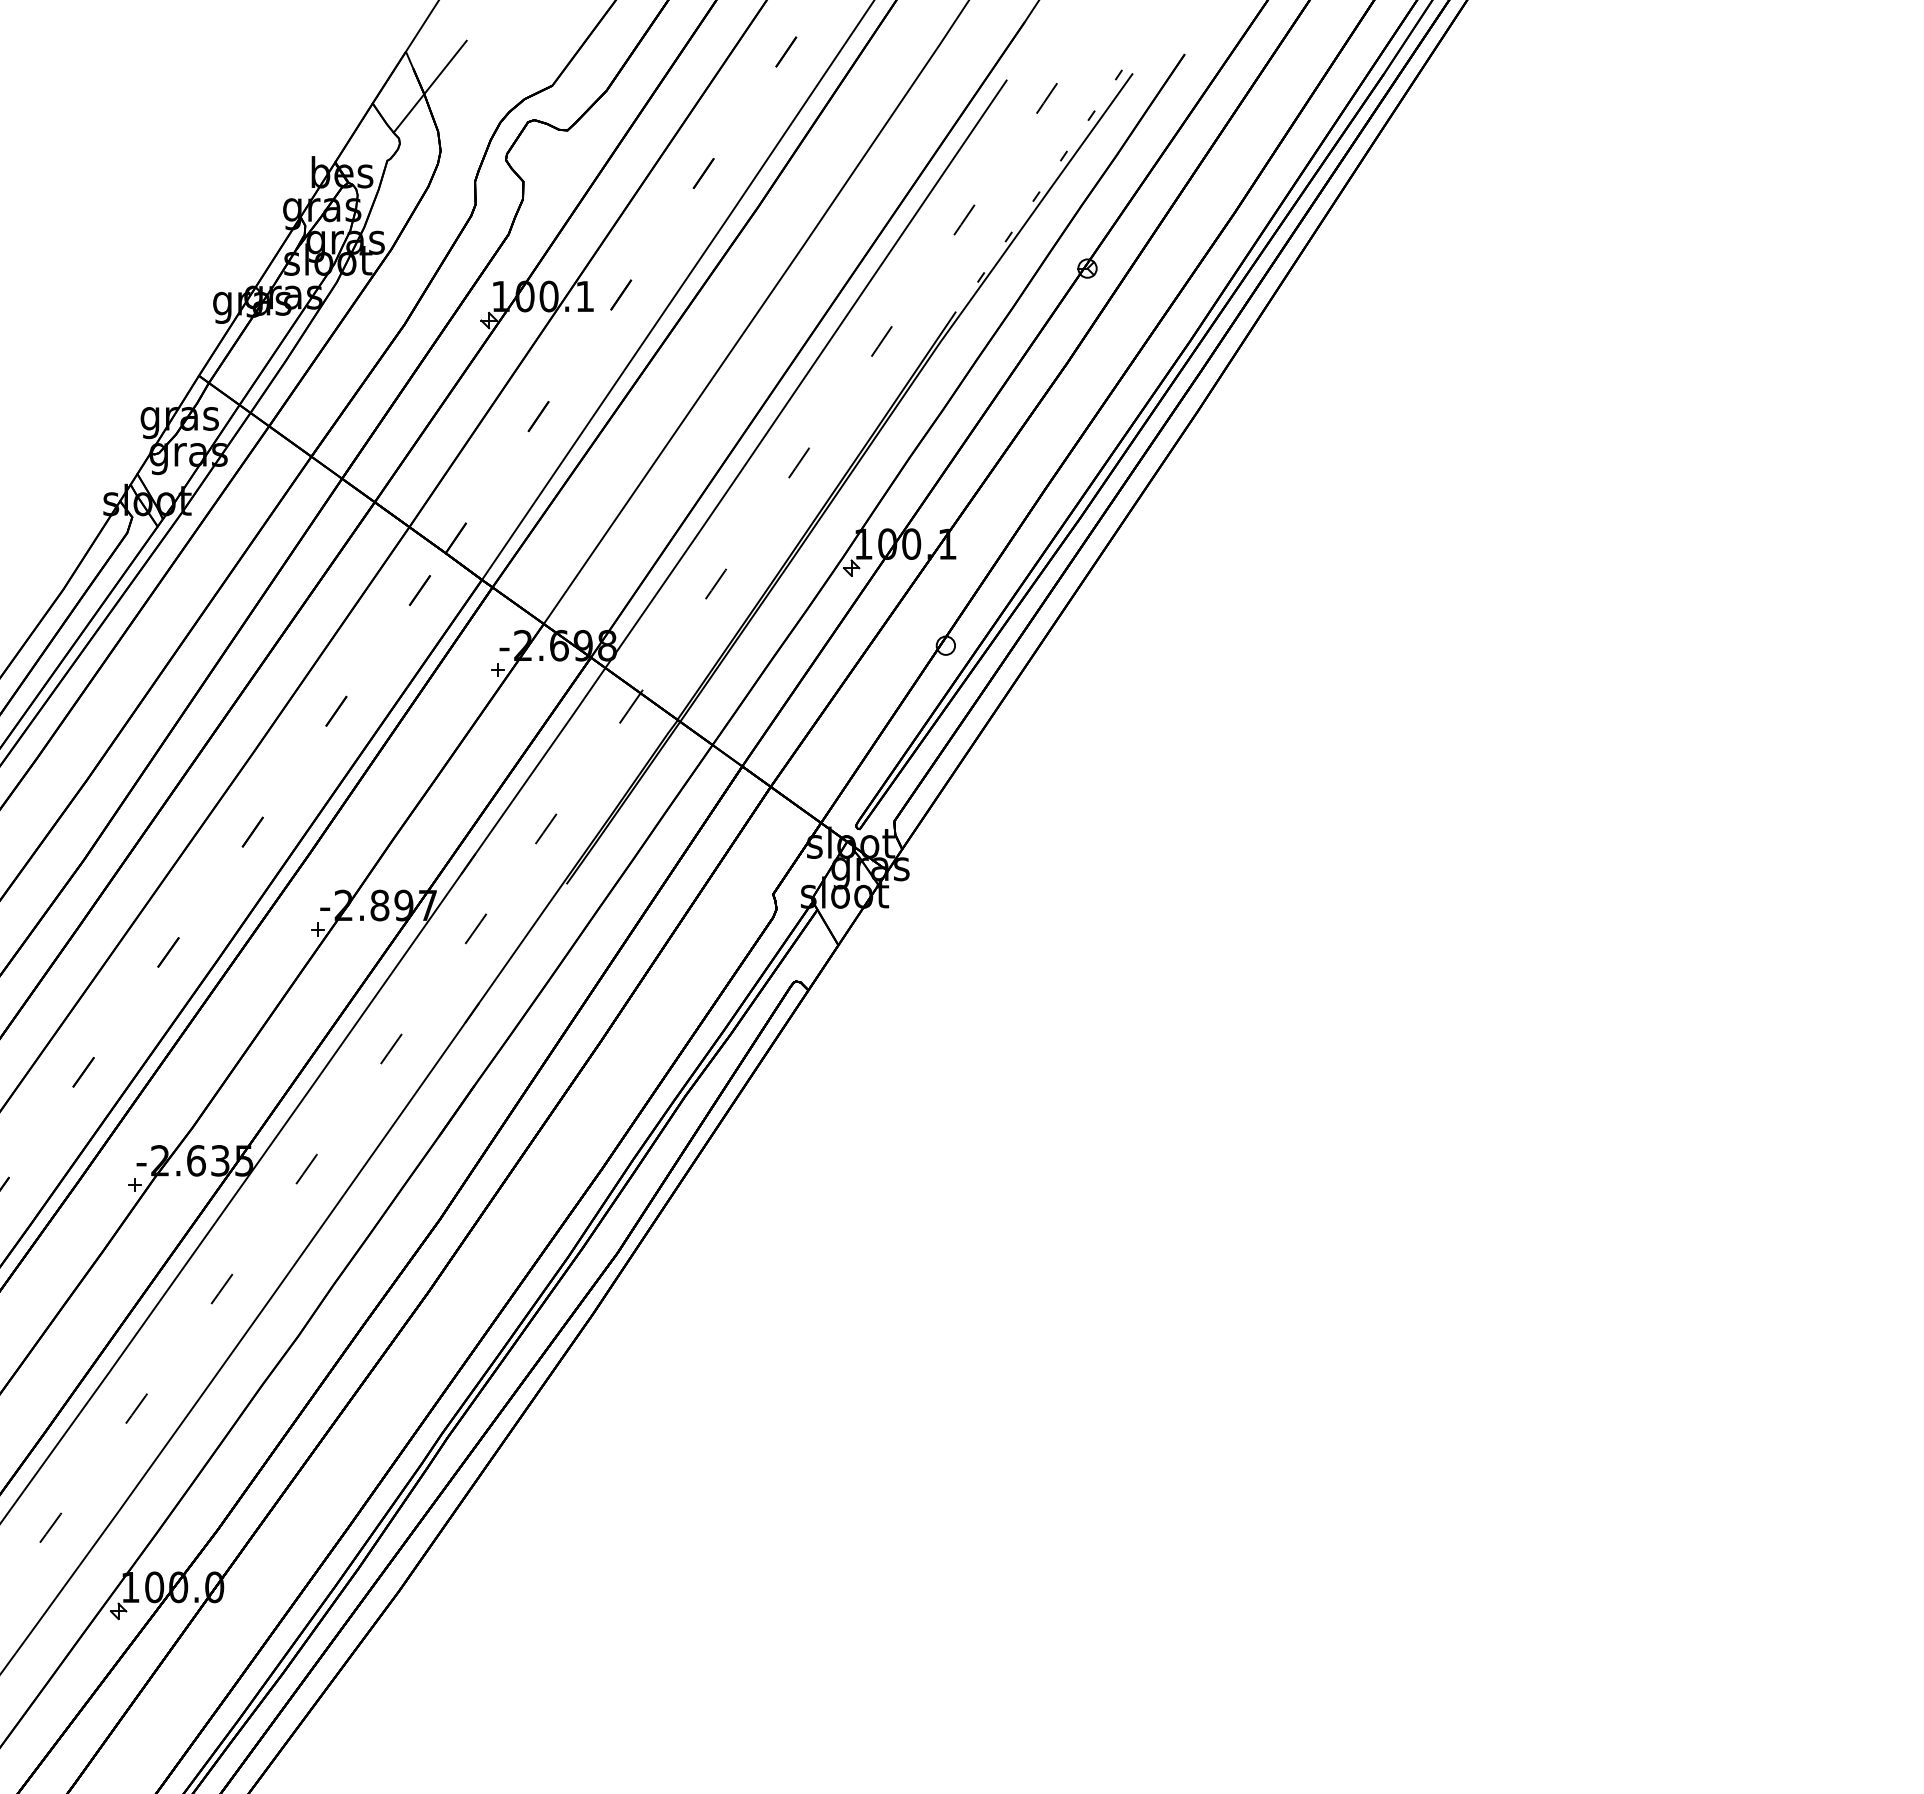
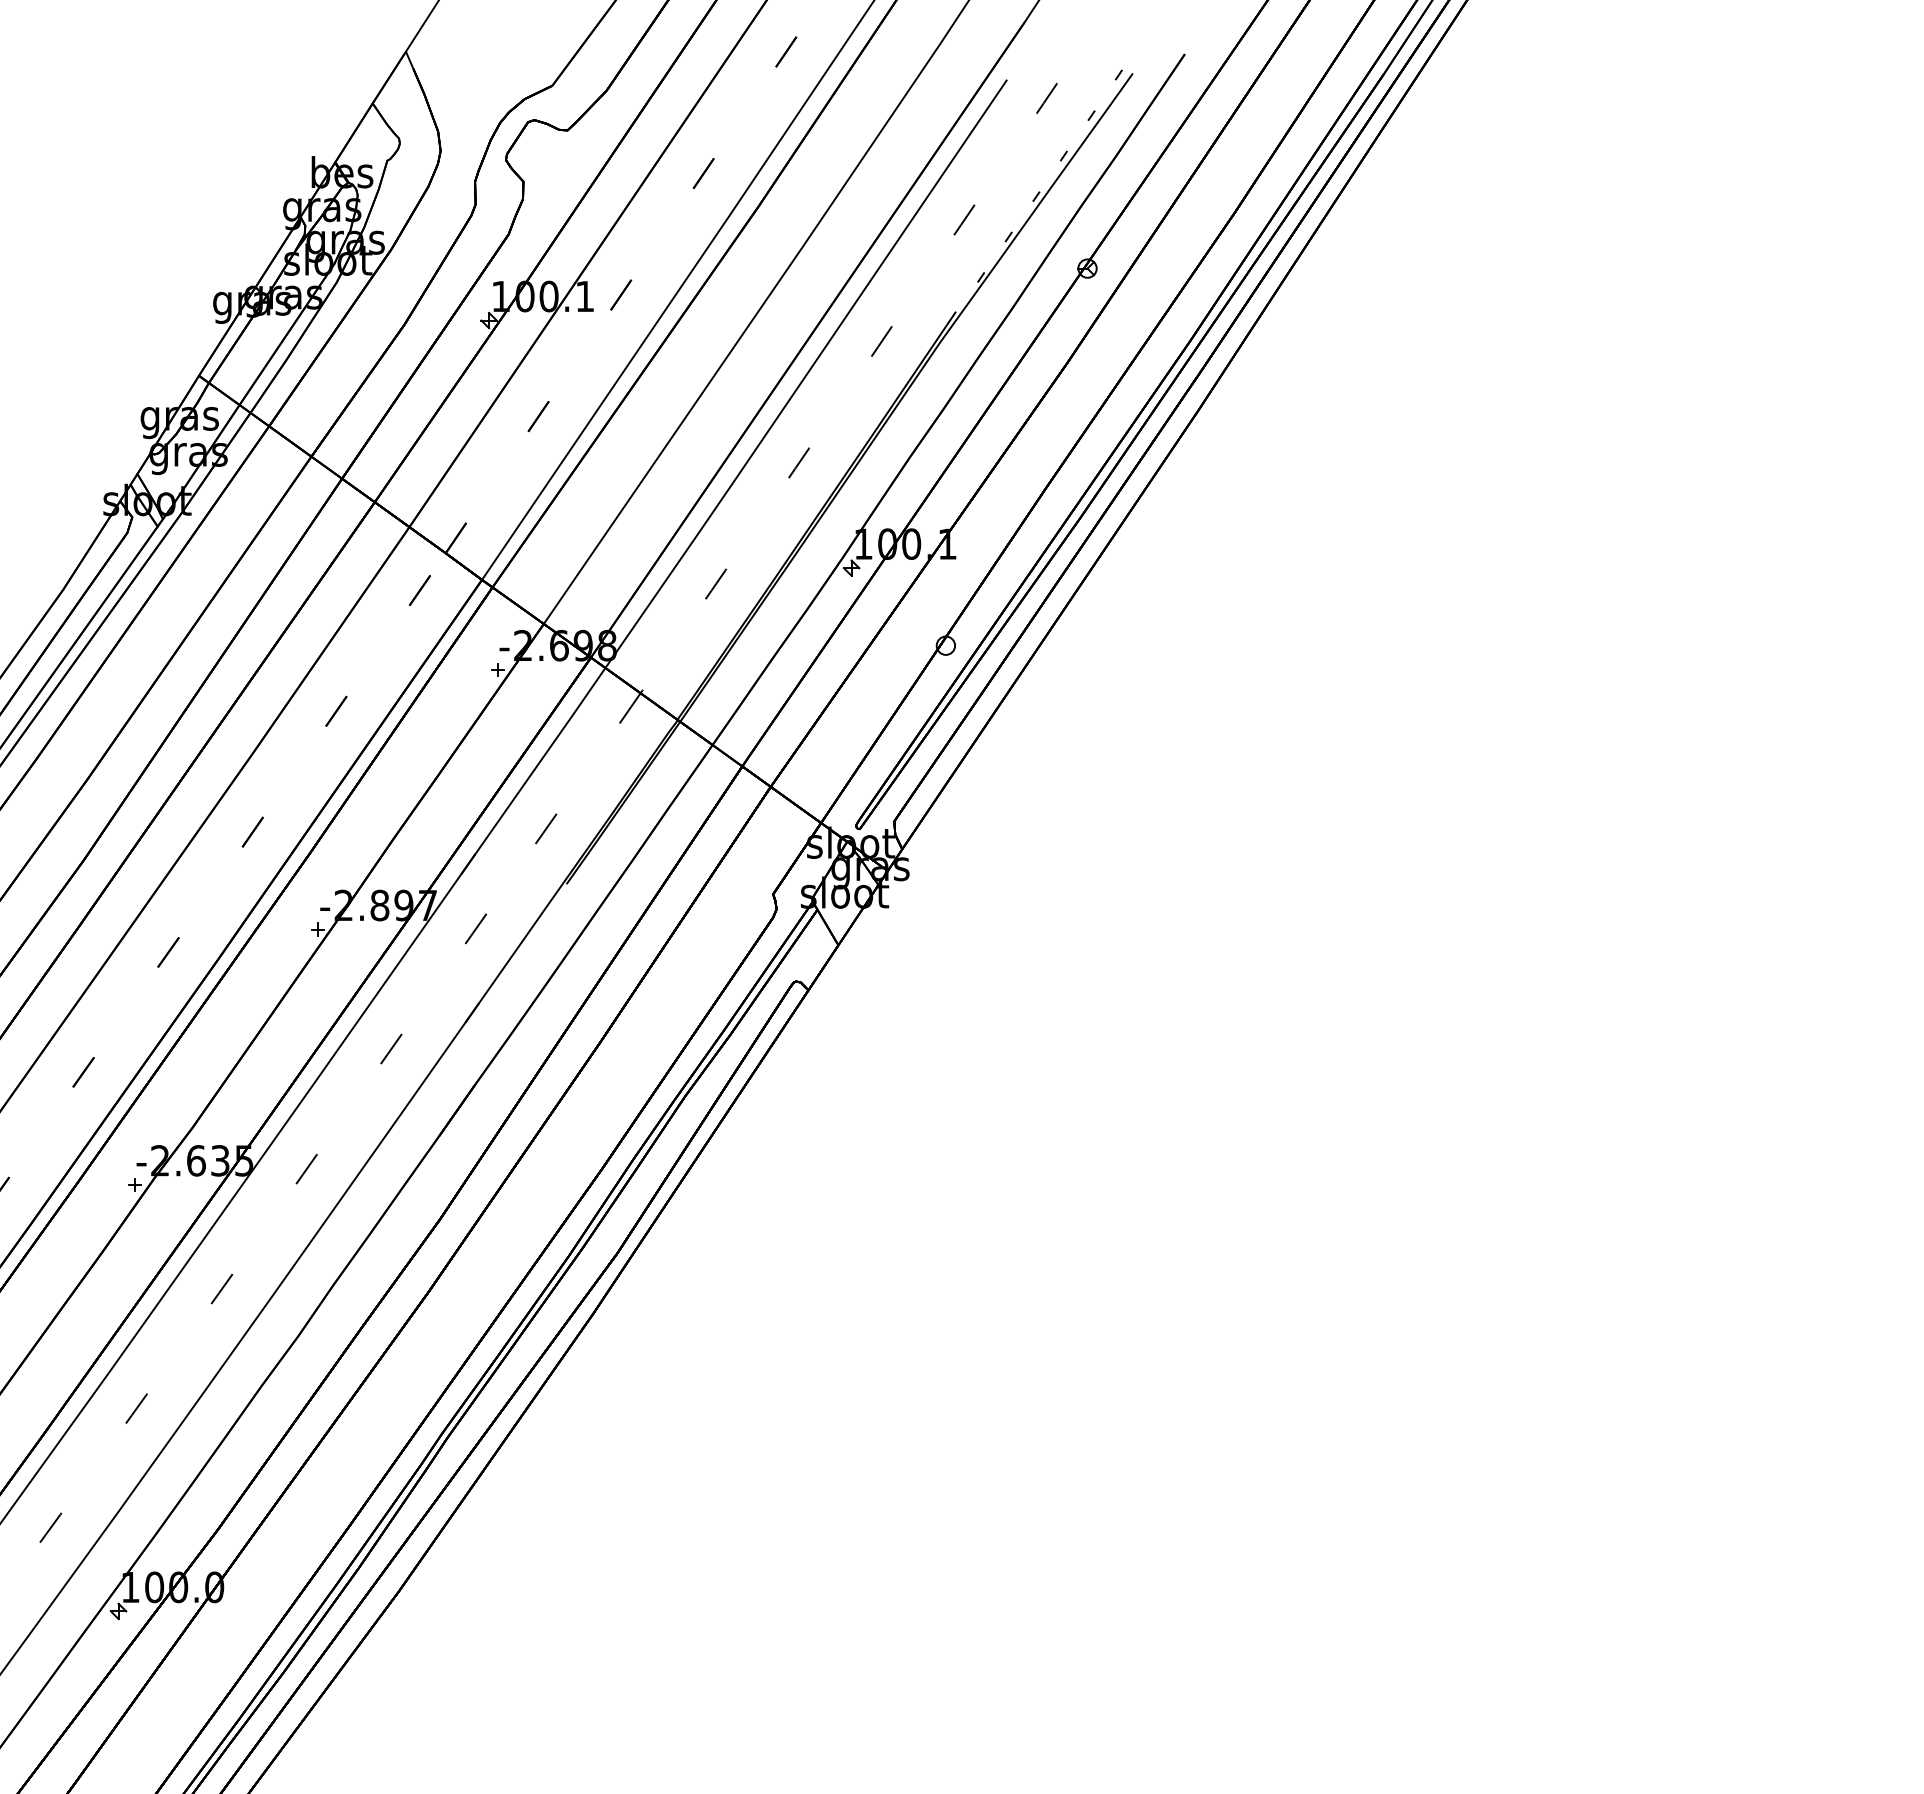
line: present -> none (429, 86)
